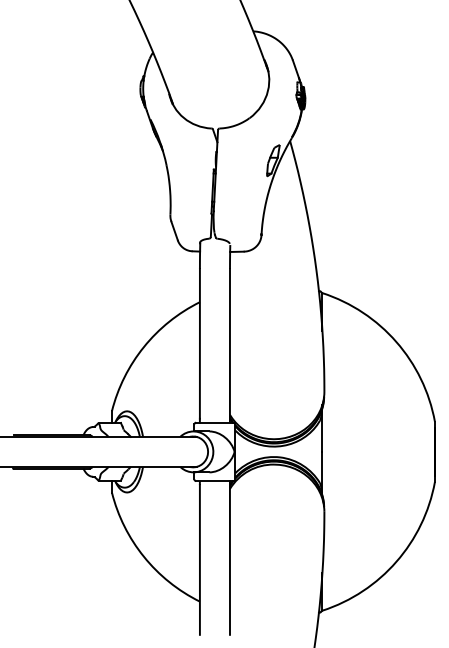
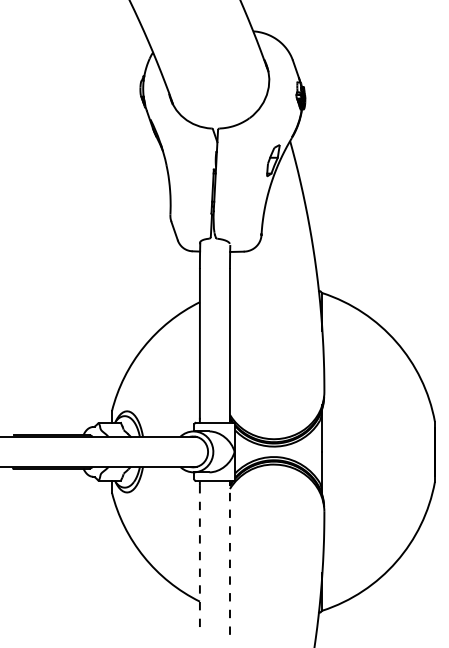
line: solid -> dashed (199, 559)
line: solid -> dashed (229, 559)
